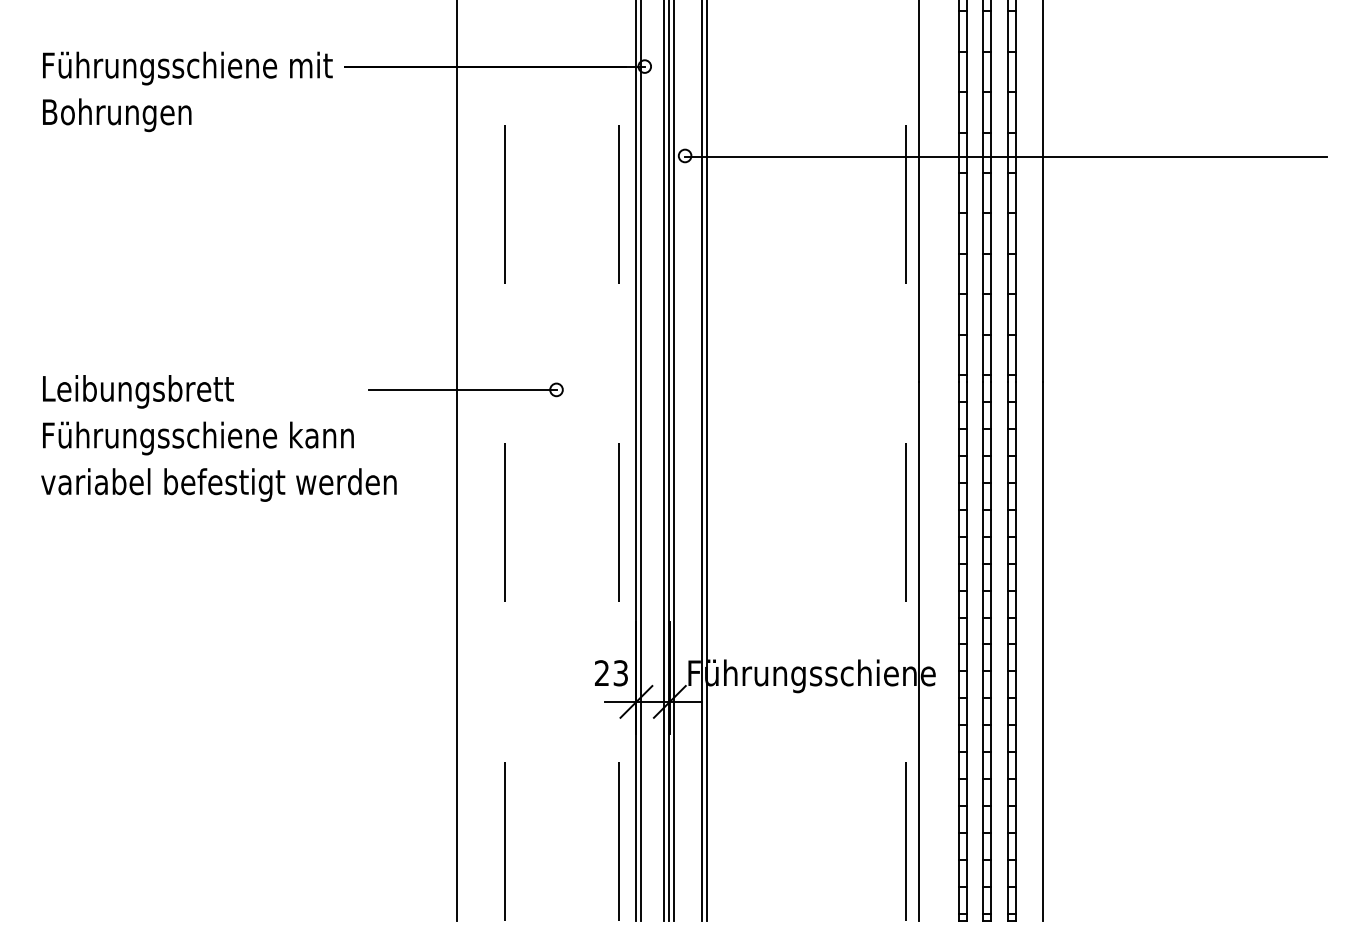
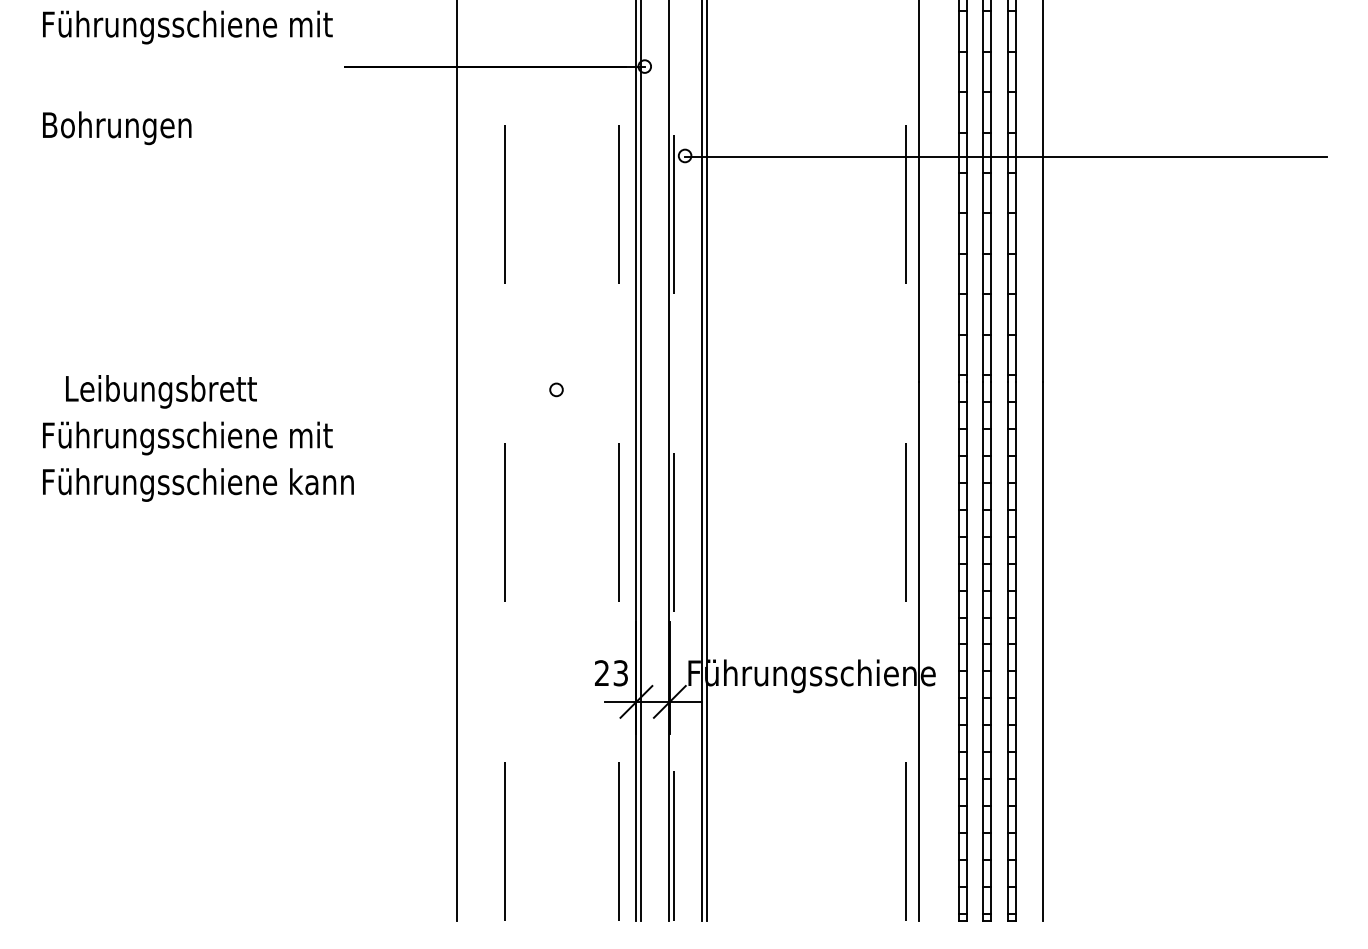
text position: (187, 68) -> (187, 27) (187, 27)
text position: (117, 115) -> (117, 128) (117, 128)
line: present -> none (462, 389)
text position: (138, 391) -> (161, 391) (161, 391)
text: Führungsschiene kann -> Führungsschiene mit (321, 434)
line: solid -> dashed (673, 460)
line: present -> none (664, 461)
text: variabel befestigt werden -> Führungsschiene kann (218, 484)
